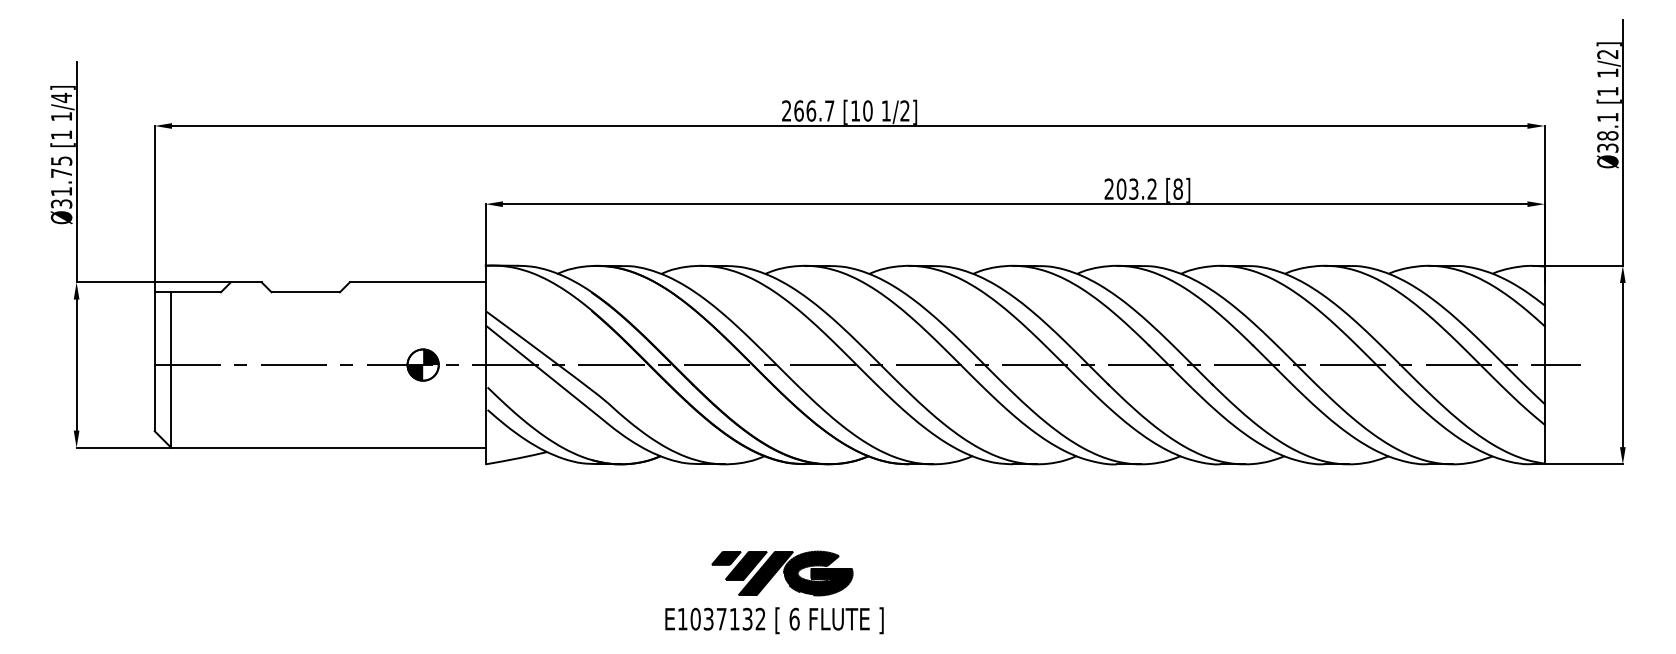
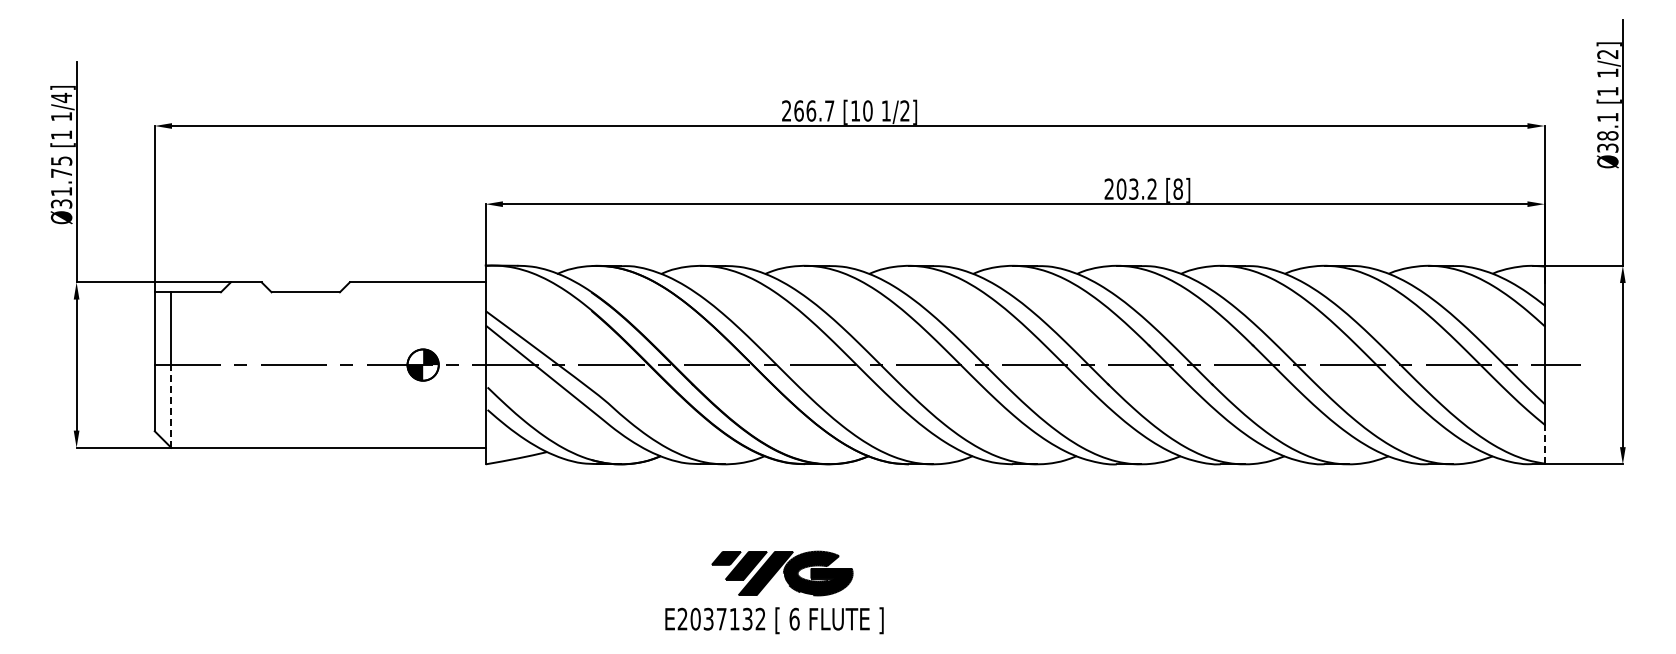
line: solid -> dashed (171, 405)
line: solid -> dashed (1544, 444)
text: E1037132 -> E2037132 (682, 618)
